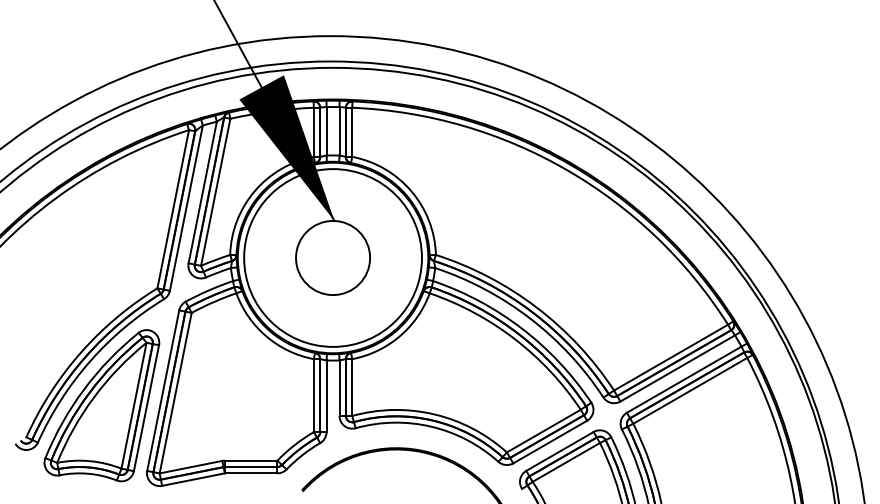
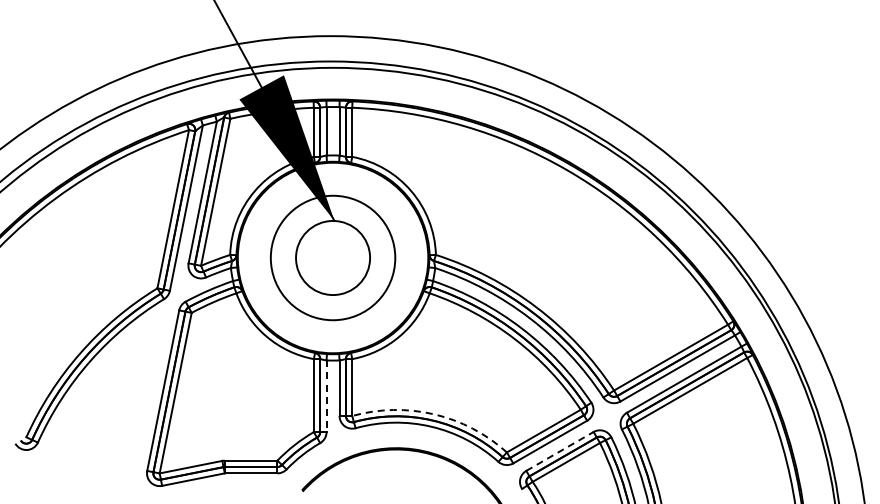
circle diameter: 178 px -> 124 px (332, 257)
line: solid -> dashed (326, 396)
part: present -> none (101, 405)
arc: solid -> dashed (434, 414)
line: solid -> dashed (559, 451)
